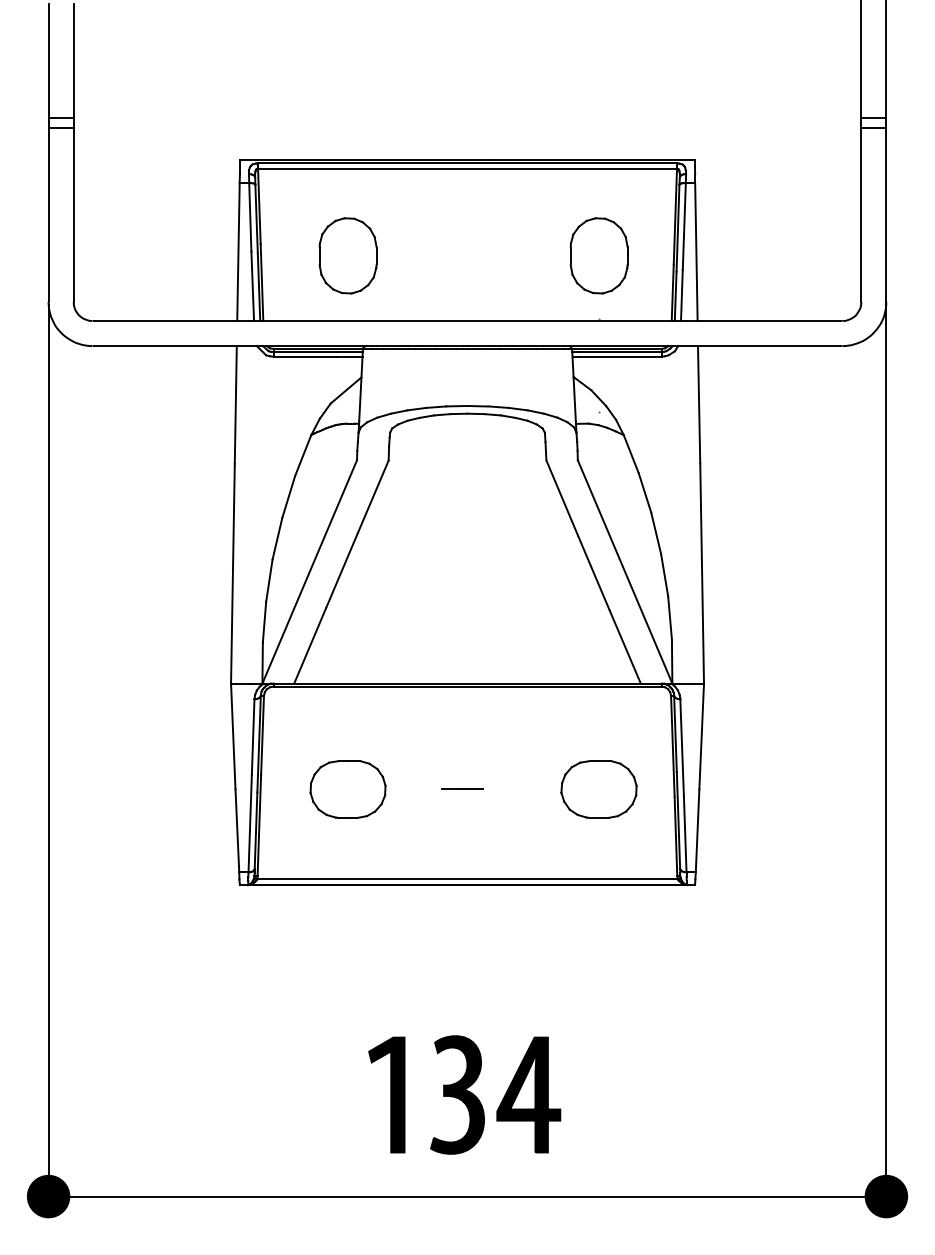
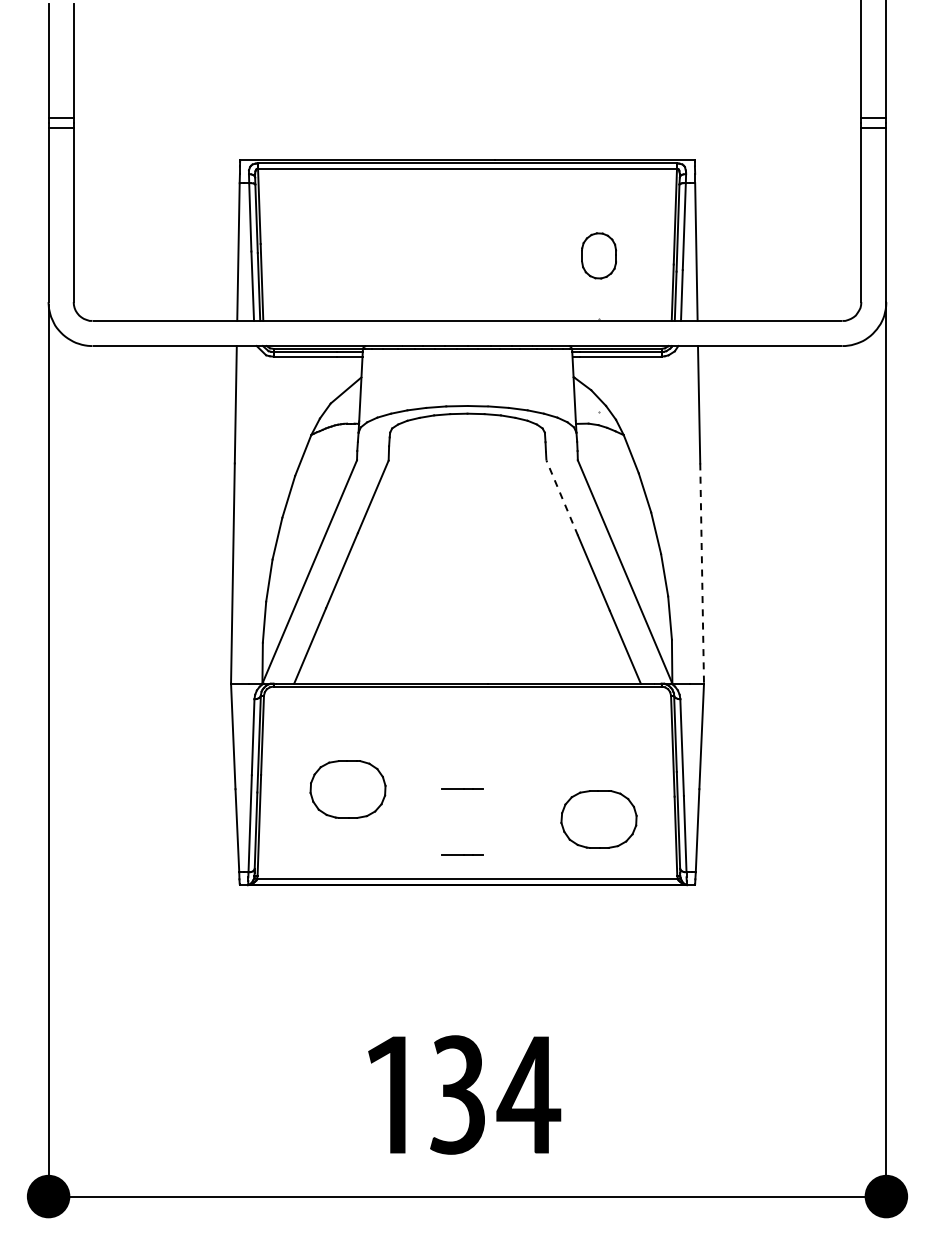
part: present -> none (347, 255)
part size: 60x78 px -> 37x48 px (599, 255)
line: solid -> dashed (562, 498)
line: solid -> dashed (702, 574)
part position: (598, 789) -> (598, 819) (598, 819)
line: none -> present (462, 854)
